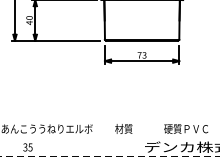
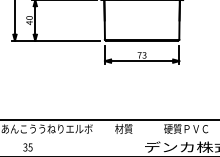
line: none -> present (109, 119)
line: dashed -> solid (110, 156)
